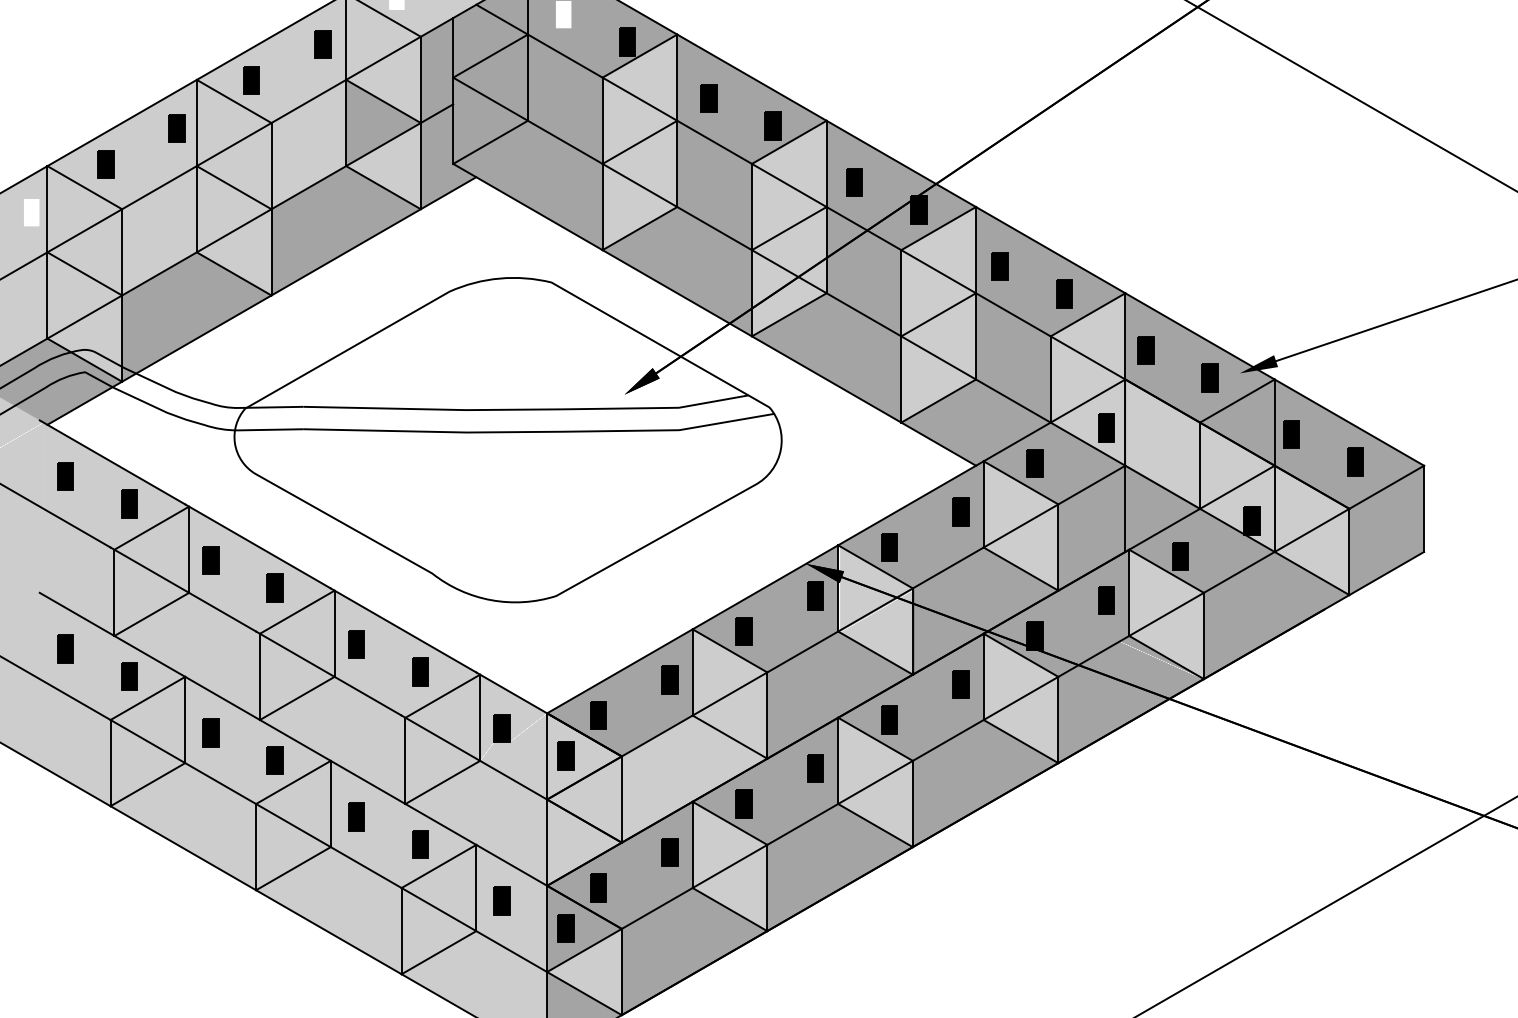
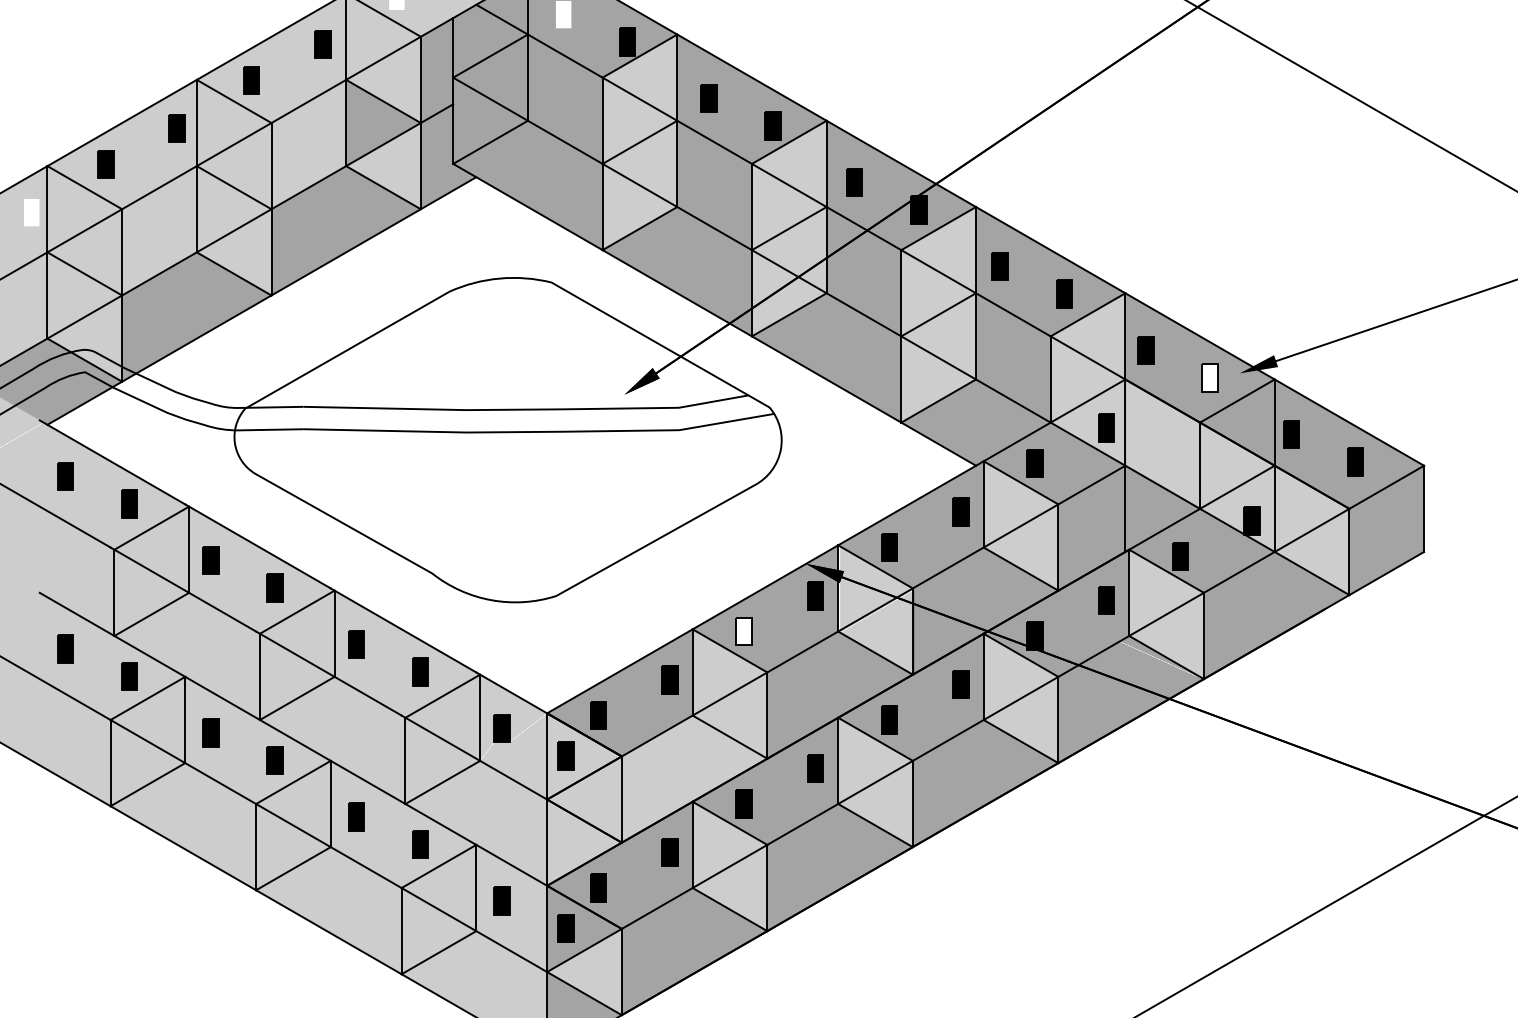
fill: present -> none (1209, 377)
fill: present -> none (743, 631)
